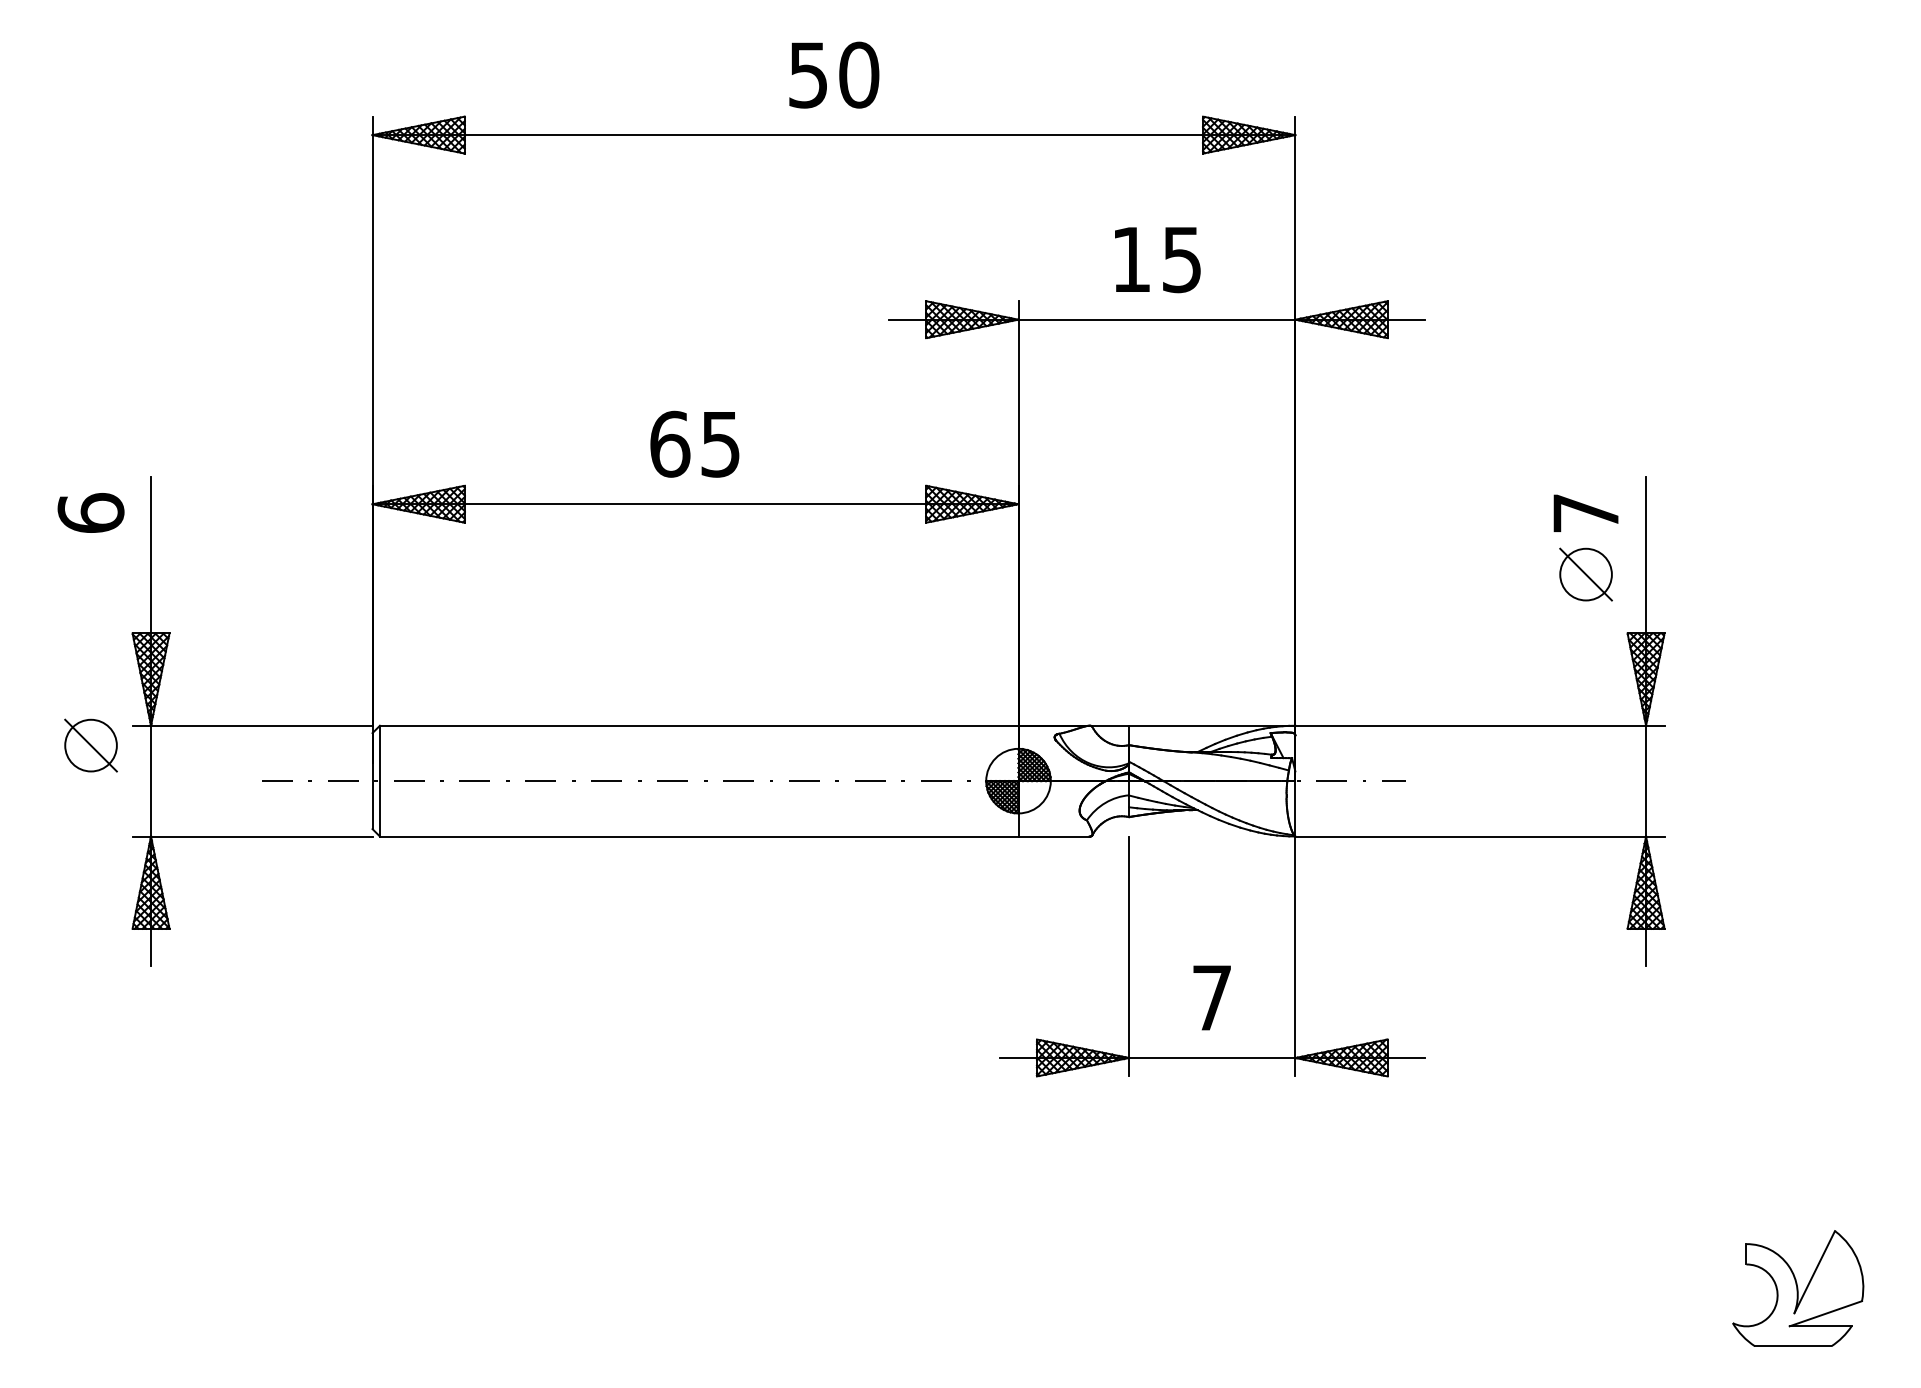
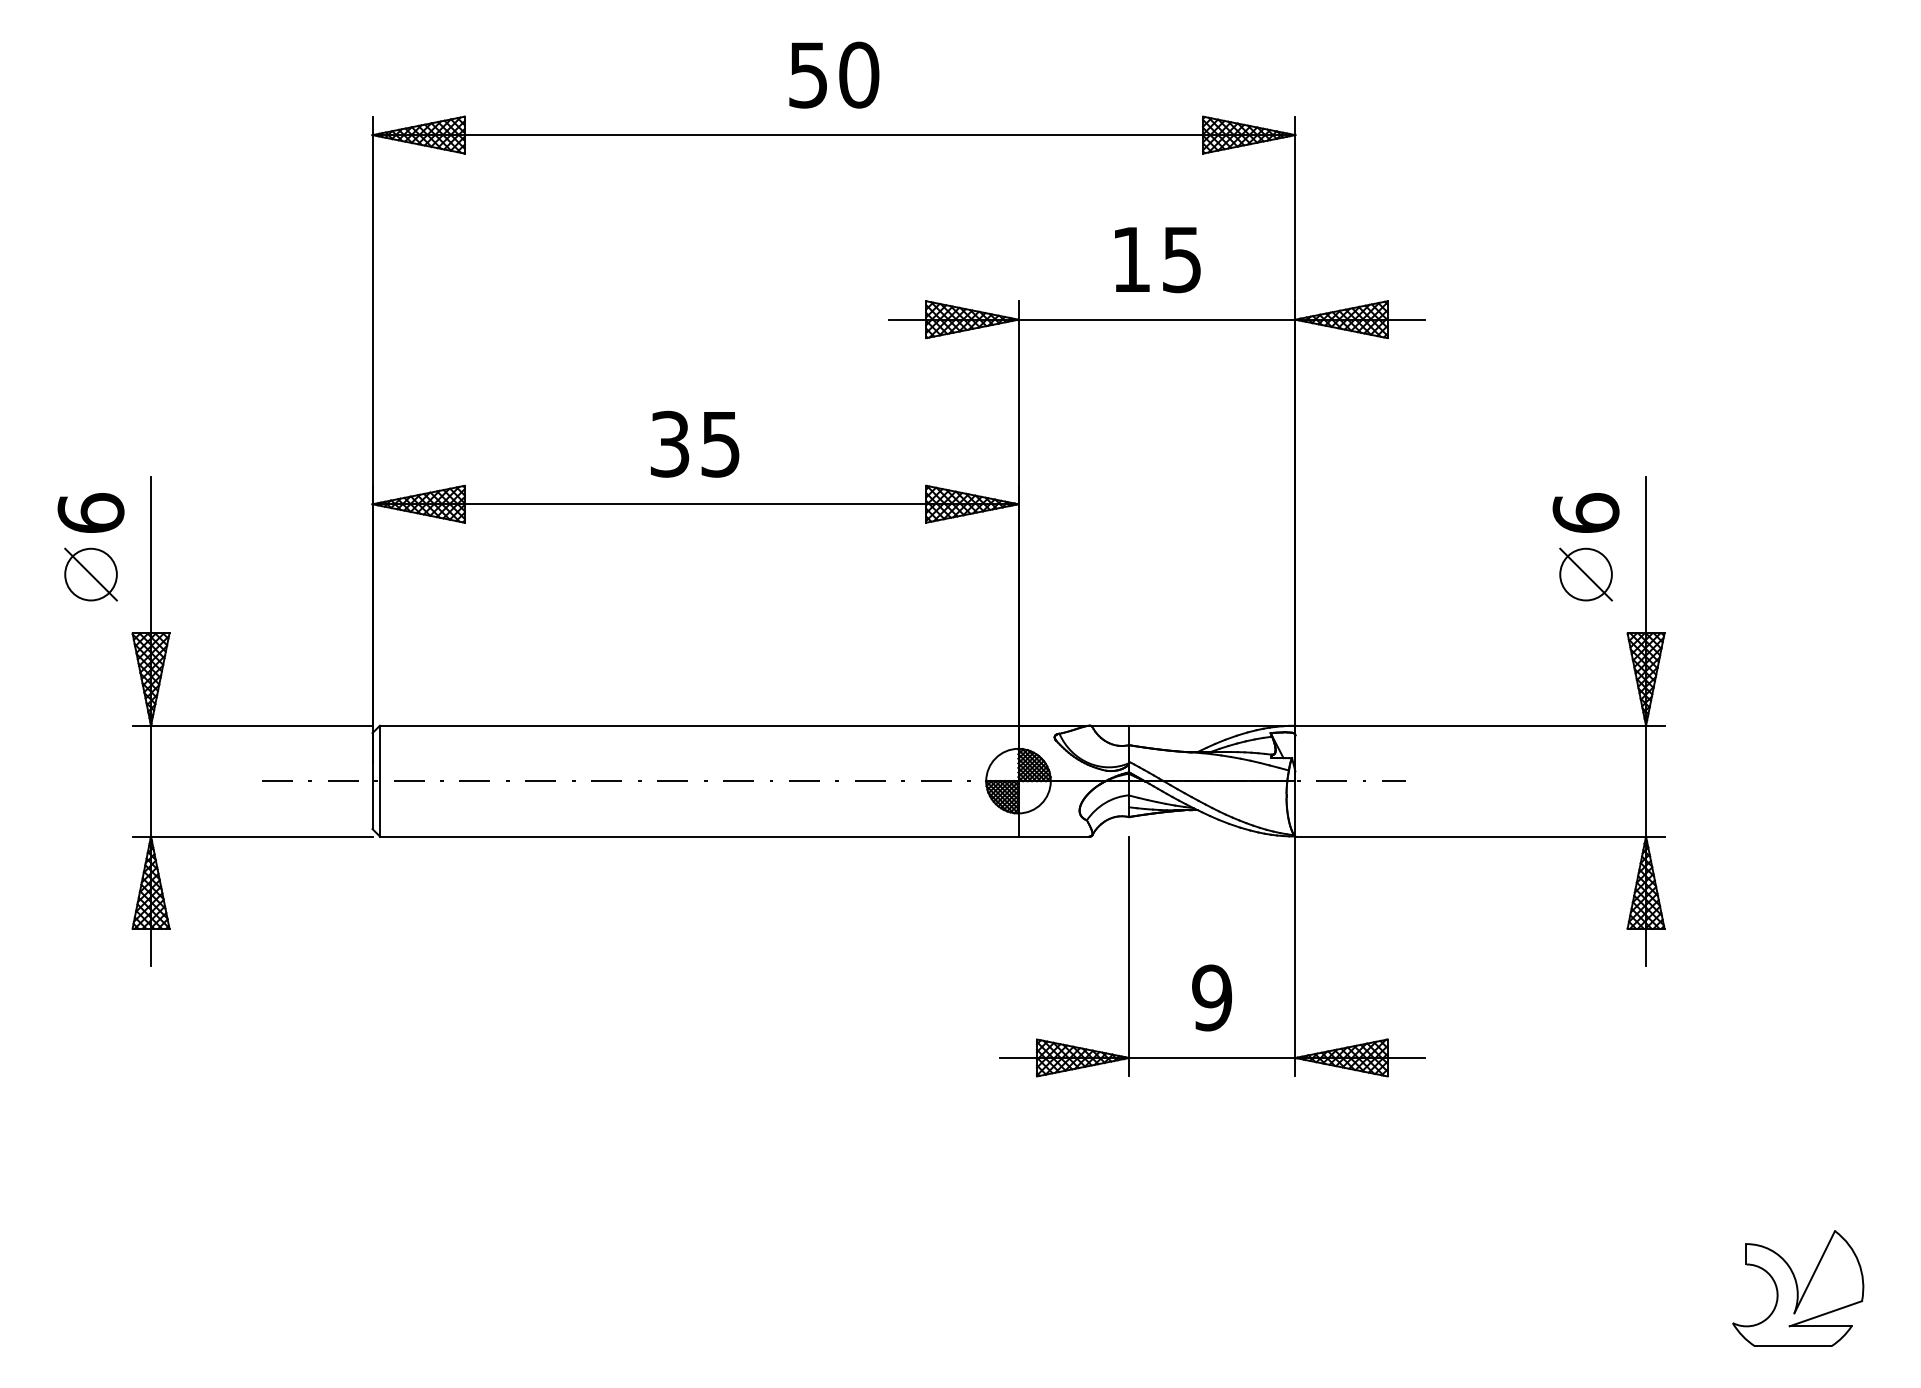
text: 65 -> 35 (670, 443)
text: 7 -> 6 (1585, 512)
part position: (90, 745) -> (90, 574) (90, 574)
text: 7 -> 9 (1212, 997)
